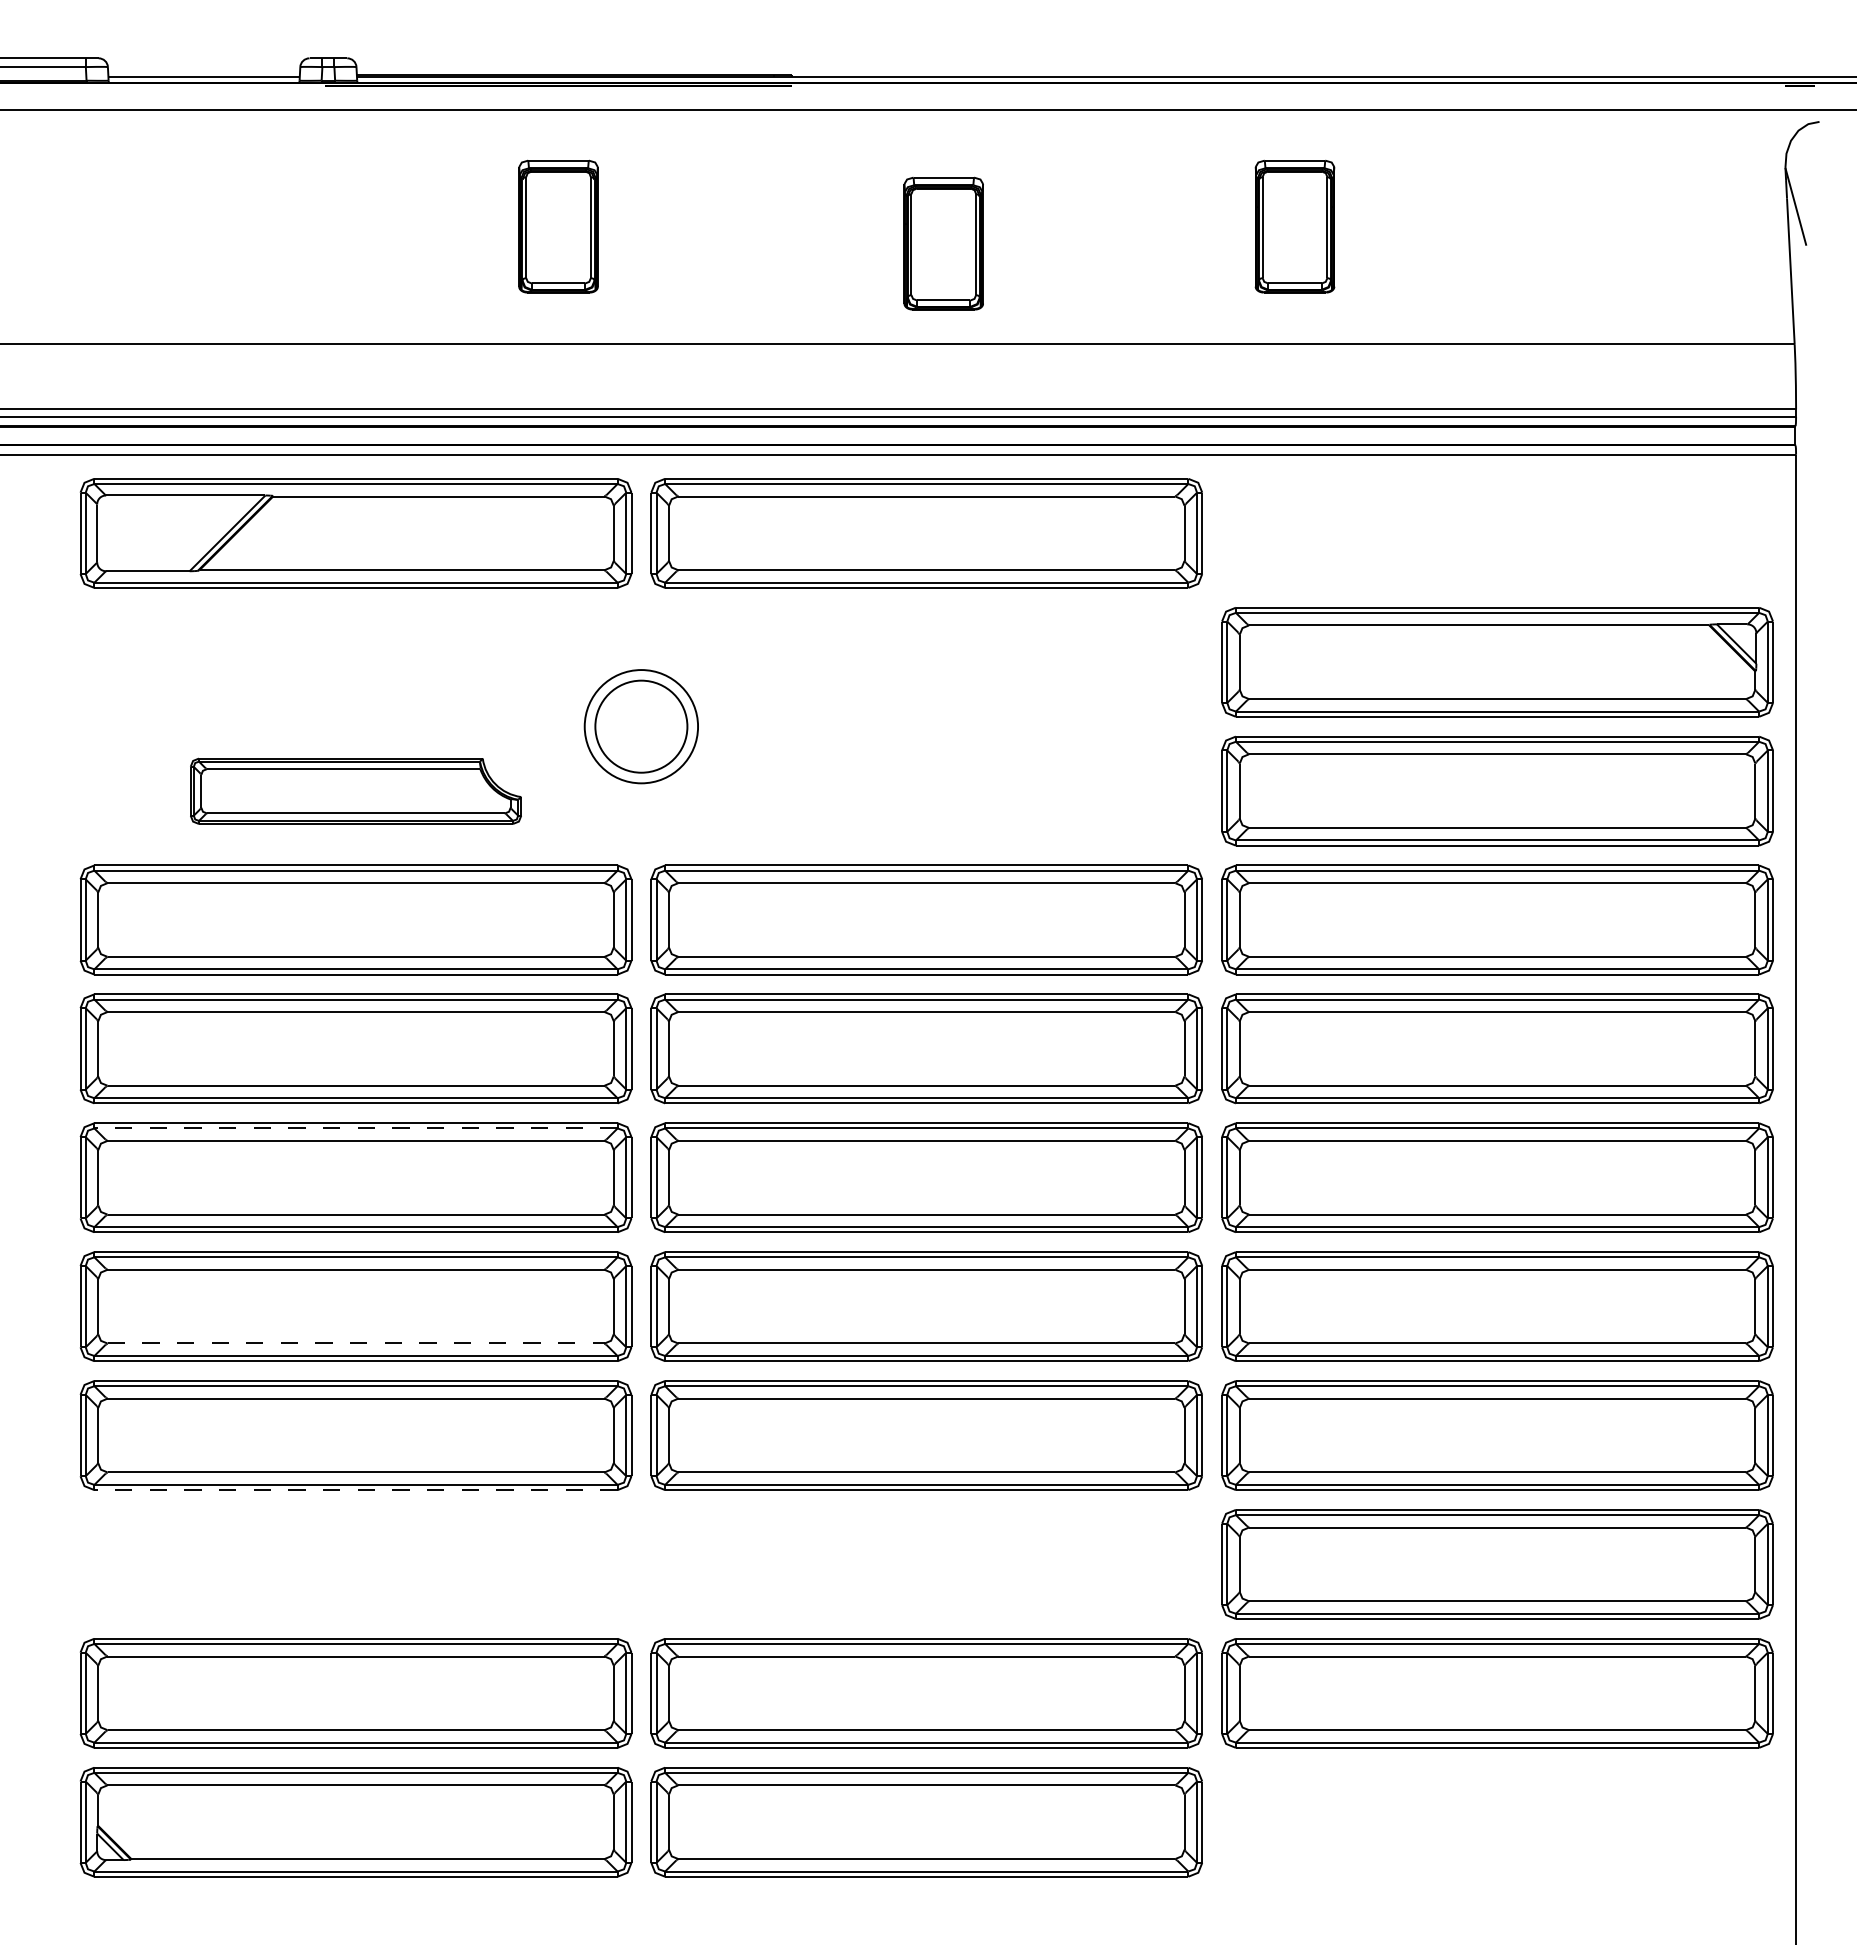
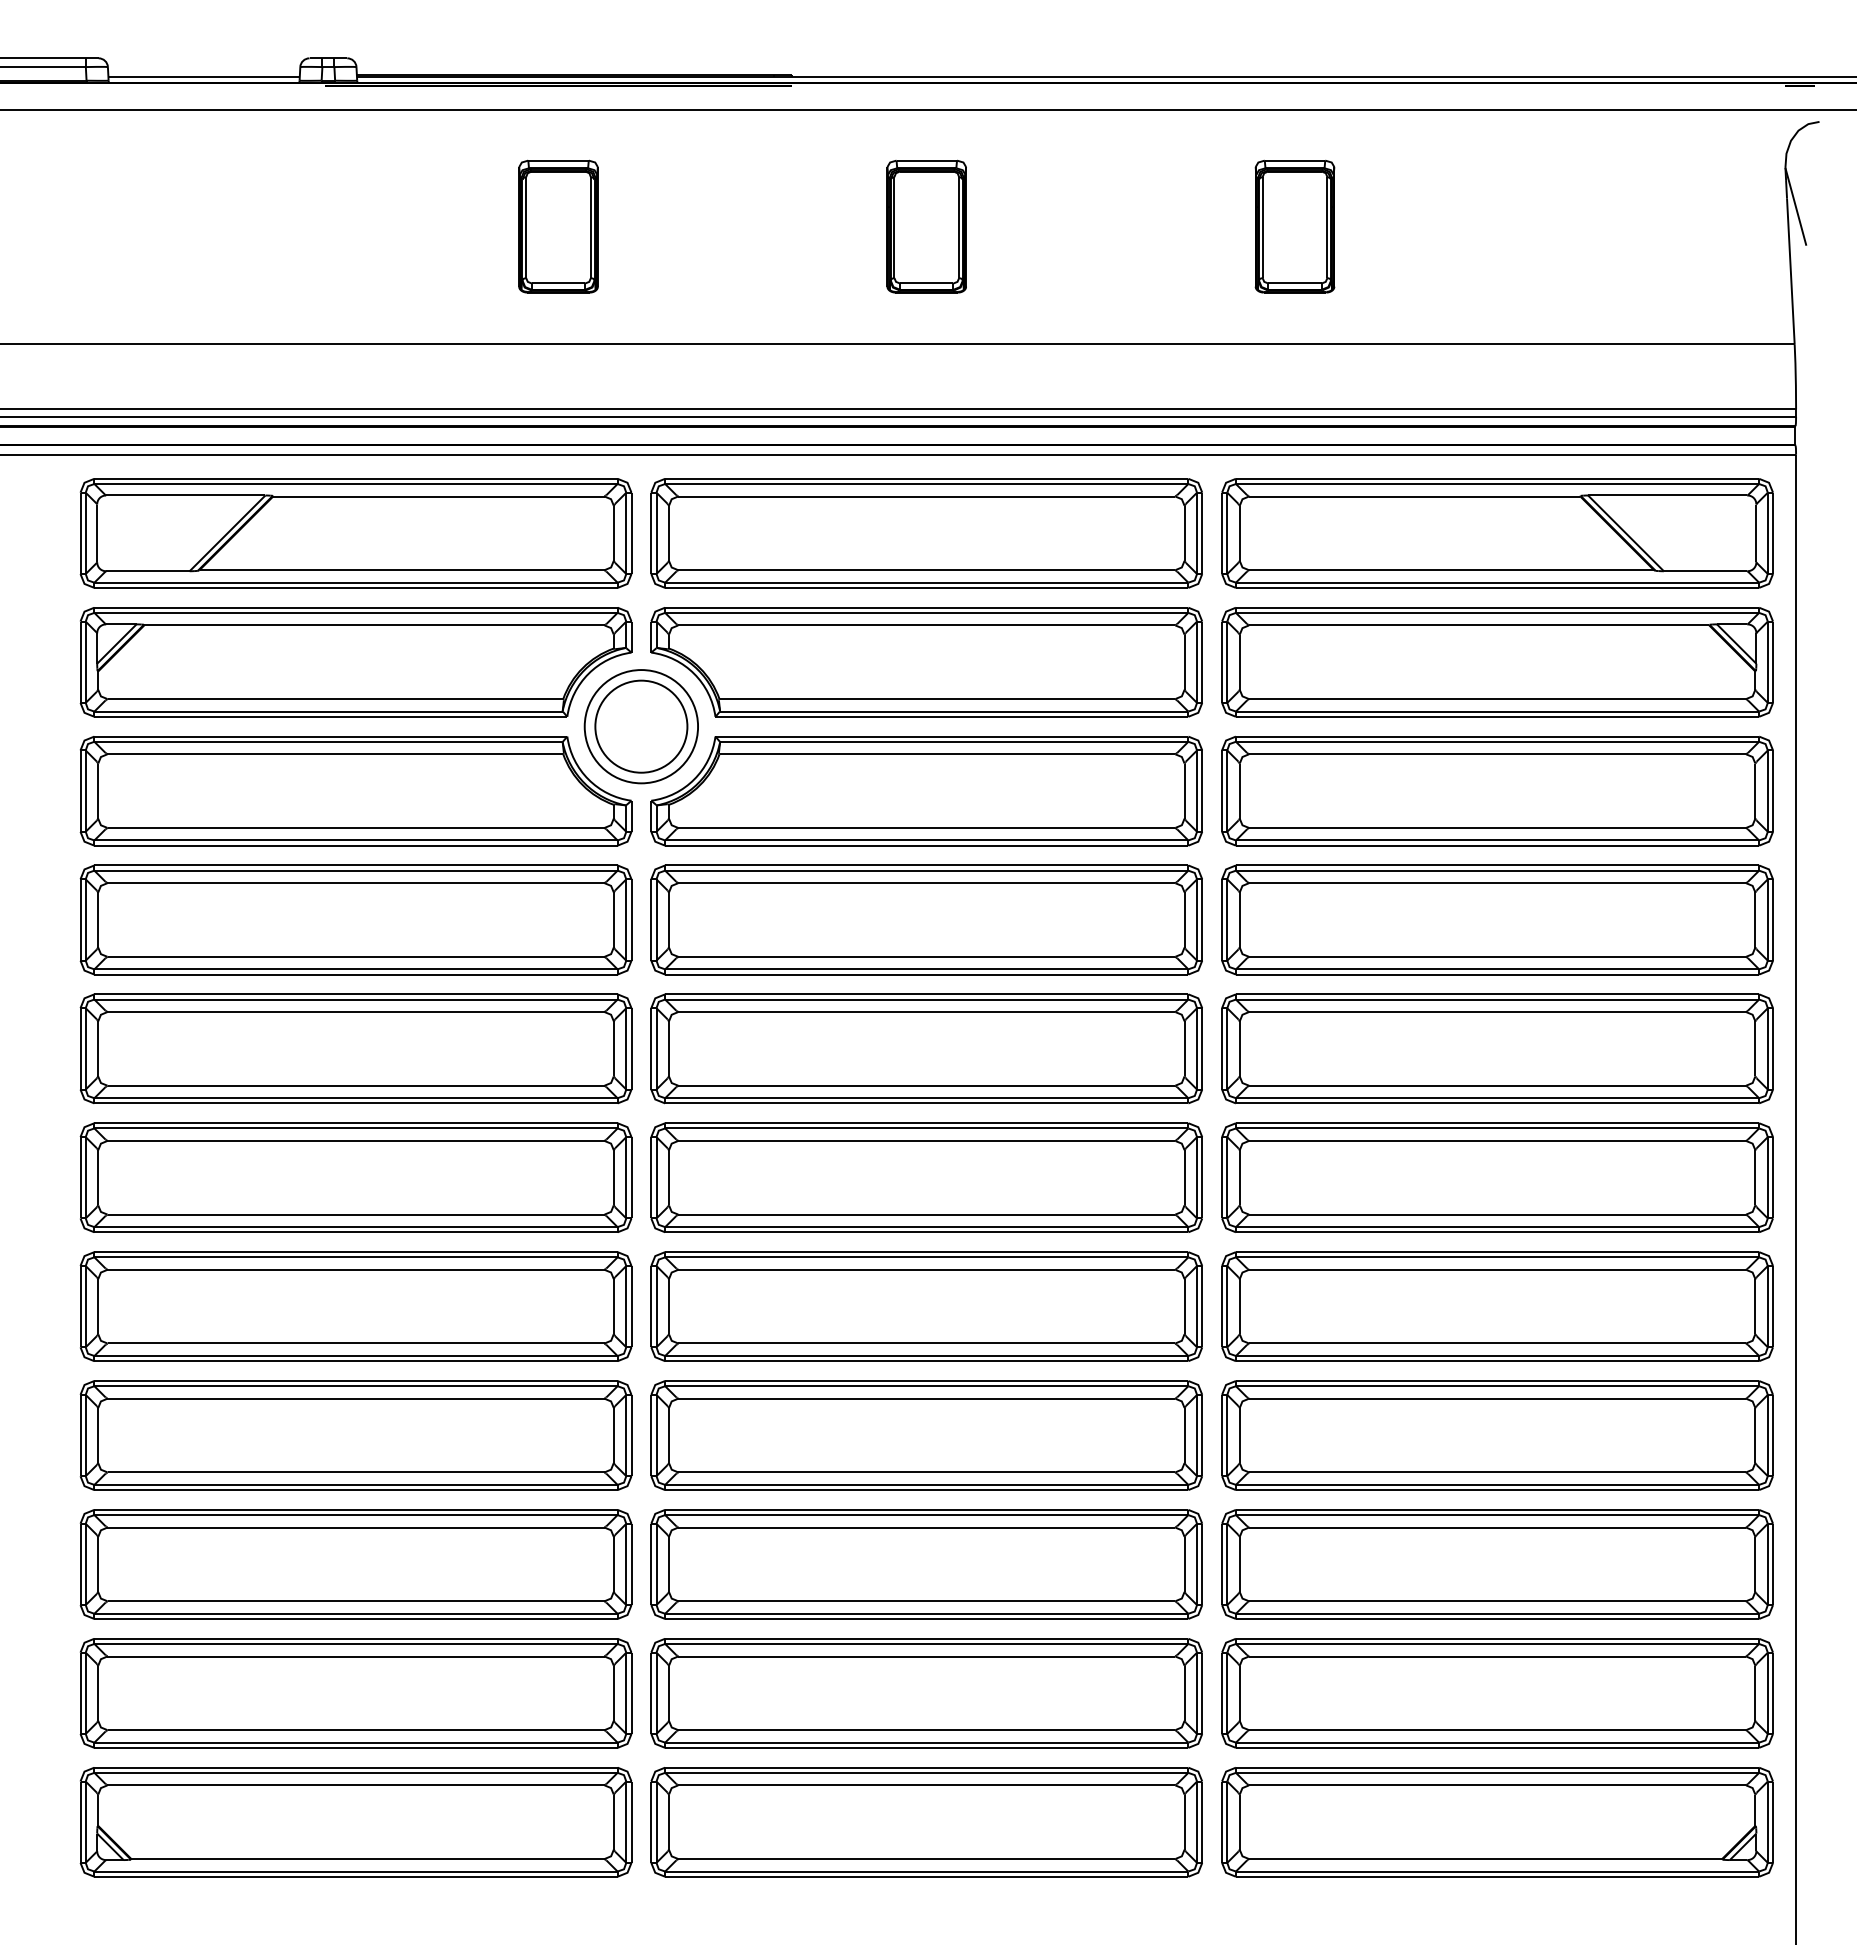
part position: (943, 243) -> (926, 226) (926, 226)
part: none -> present (1497, 533)
part: none -> present (355, 662)
part: none -> present (926, 662)
part size: 332x68 px -> 554x111 px (355, 791)
part: none -> present (926, 791)
line: dashed -> solid (356, 1128)
line: dashed -> solid (356, 1343)
line: dashed -> solid (356, 1490)
part: none -> present (355, 1564)
part: none -> present (926, 1564)
part: none -> present (1497, 1822)
